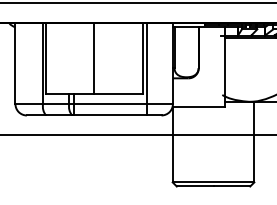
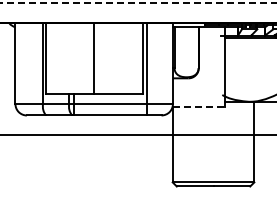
line: solid -> dashed (138, 2)
line: solid -> dashed (199, 106)
